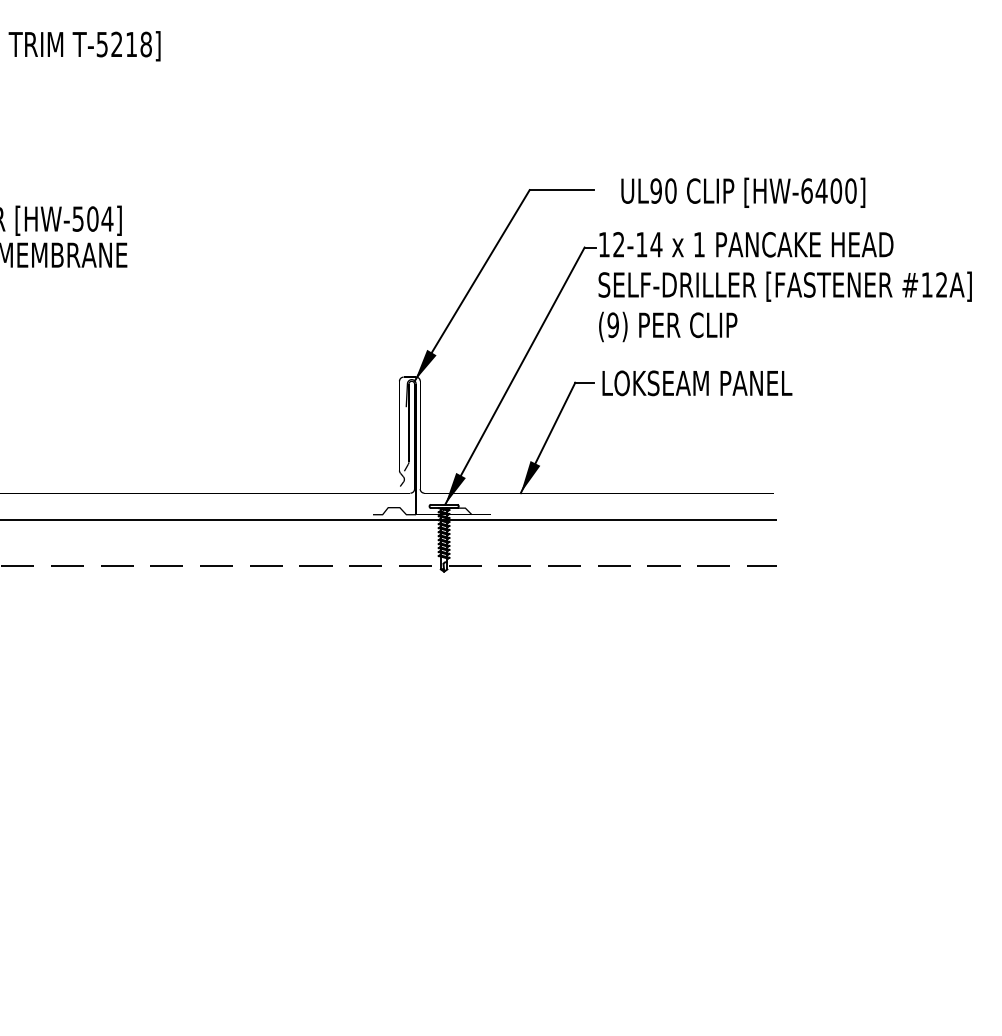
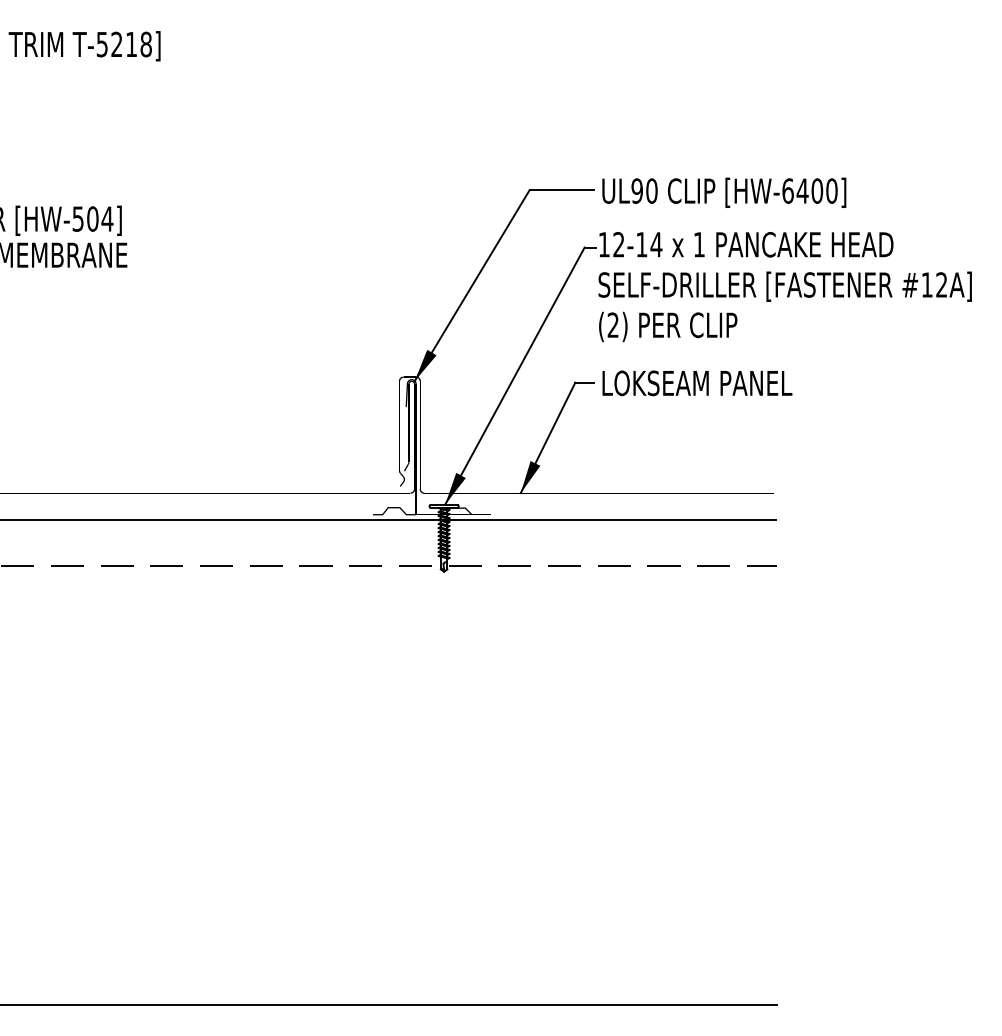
text position: (743, 192) -> (724, 192) (724, 192)
text: (9) -> (2) (612, 325)
line: none -> present (389, 1004)
